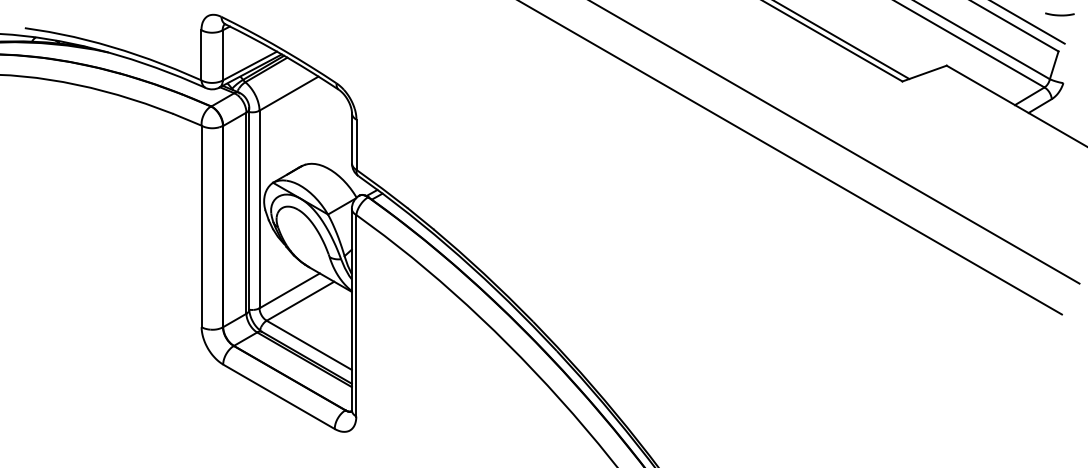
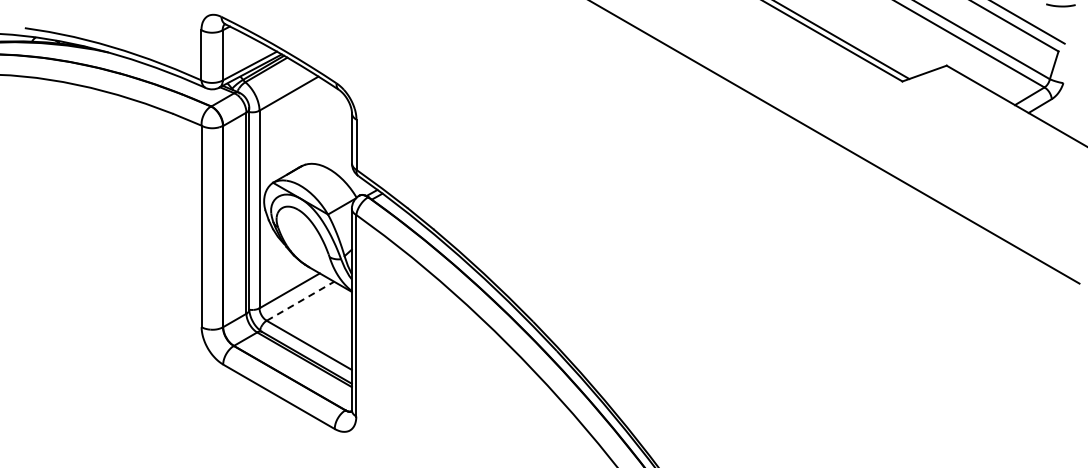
curve position: (1059, 14) -> (1060, 5) (1060, 5)
line: present -> none (791, 158)
line: solid -> dashed (300, 301)
